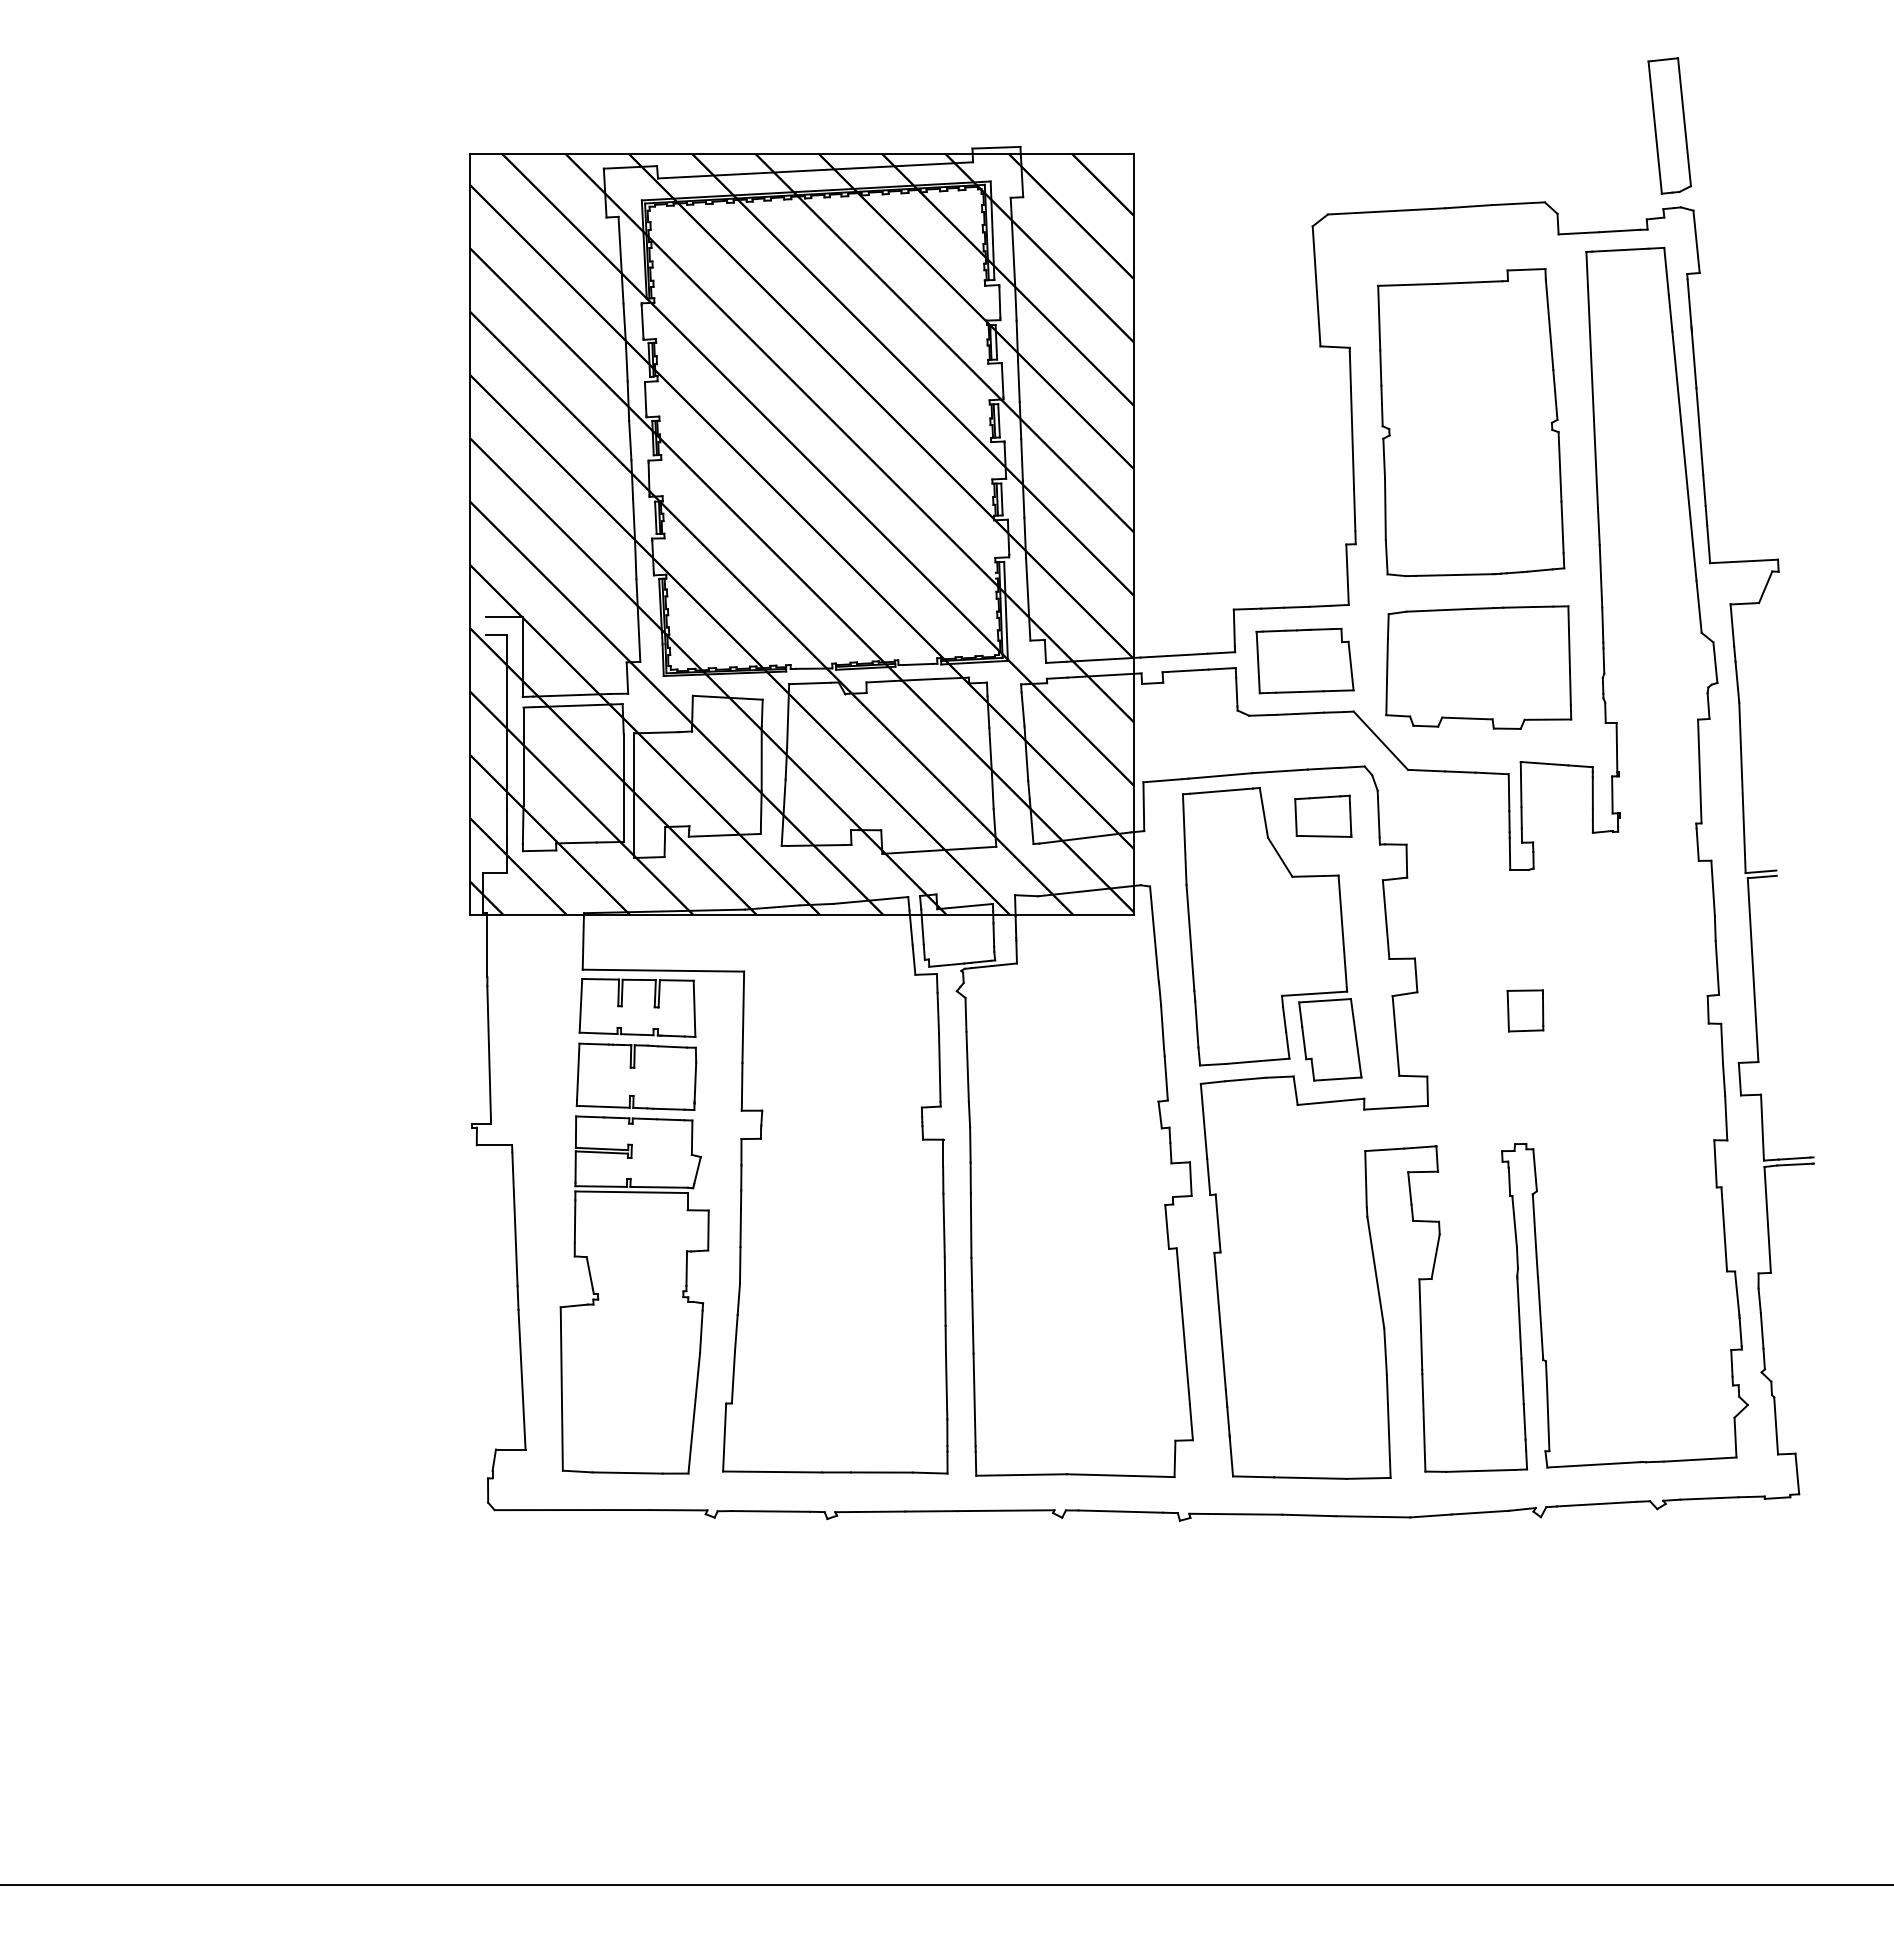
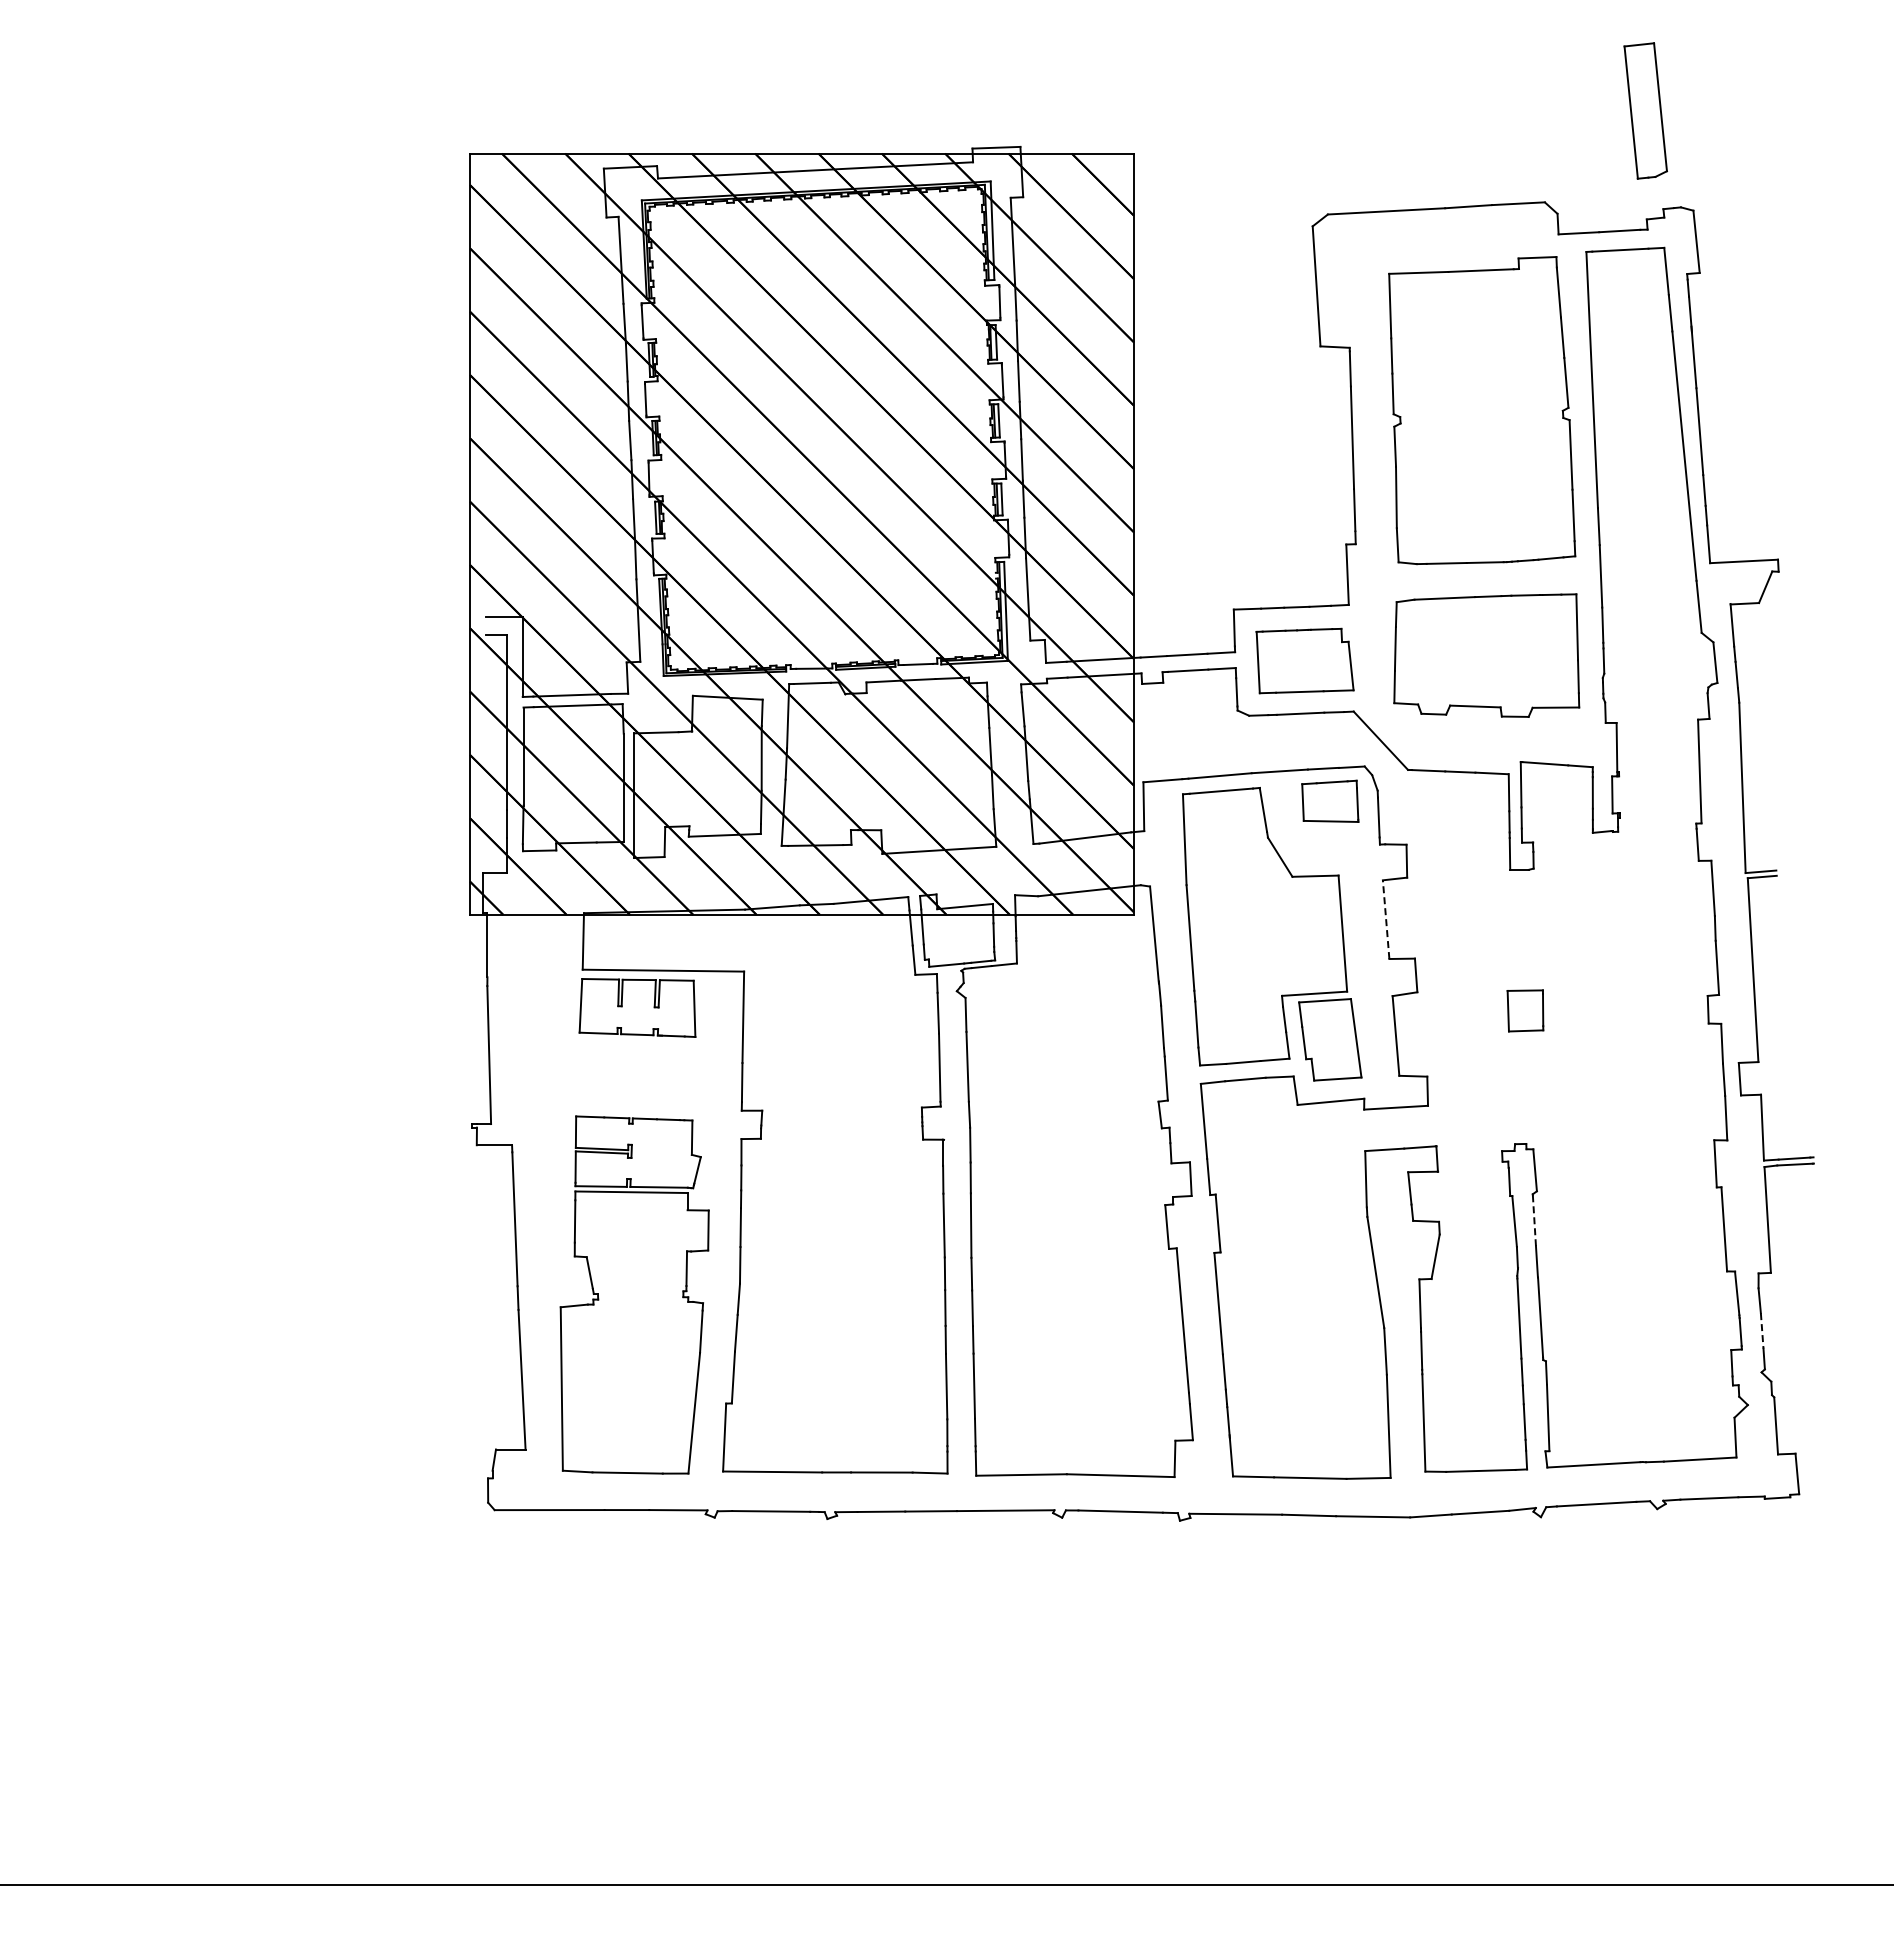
part position: (1669, 125) -> (1645, 110) (1645, 110)
part position: (1471, 422) -> (1482, 410) (1482, 410)
part position: (1478, 667) -> (1486, 655) (1486, 655)
part position: (1323, 815) -> (1330, 800) (1330, 800)
line: solid -> dashed (1386, 919)
part: present -> none (636, 1076)
line: solid -> dashed (1534, 1221)
line: solid -> dashed (1762, 1330)
